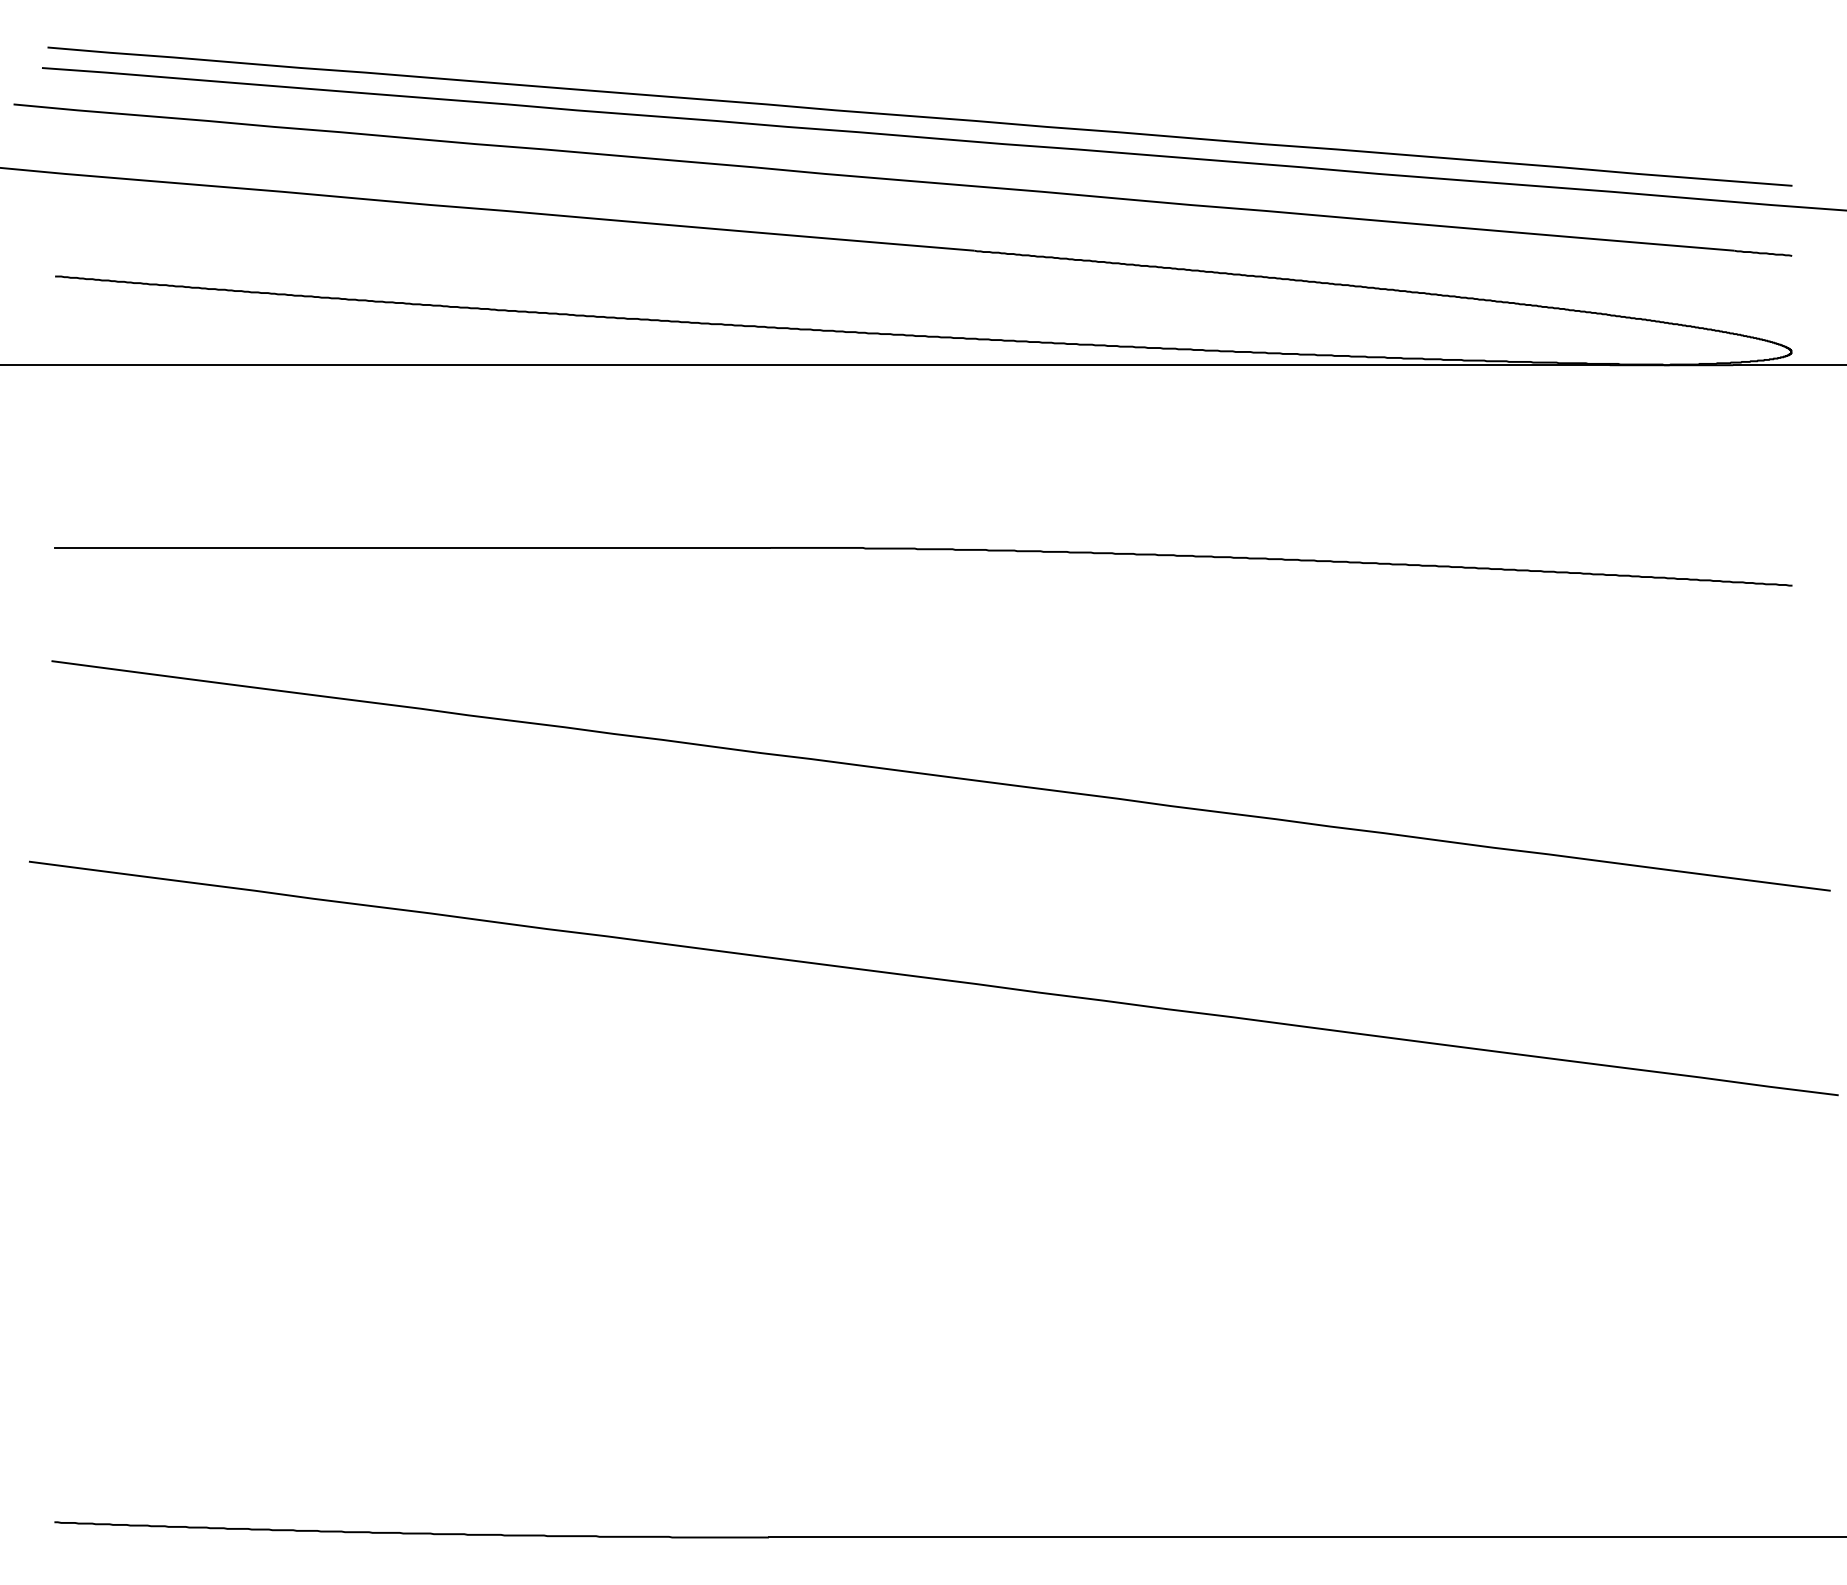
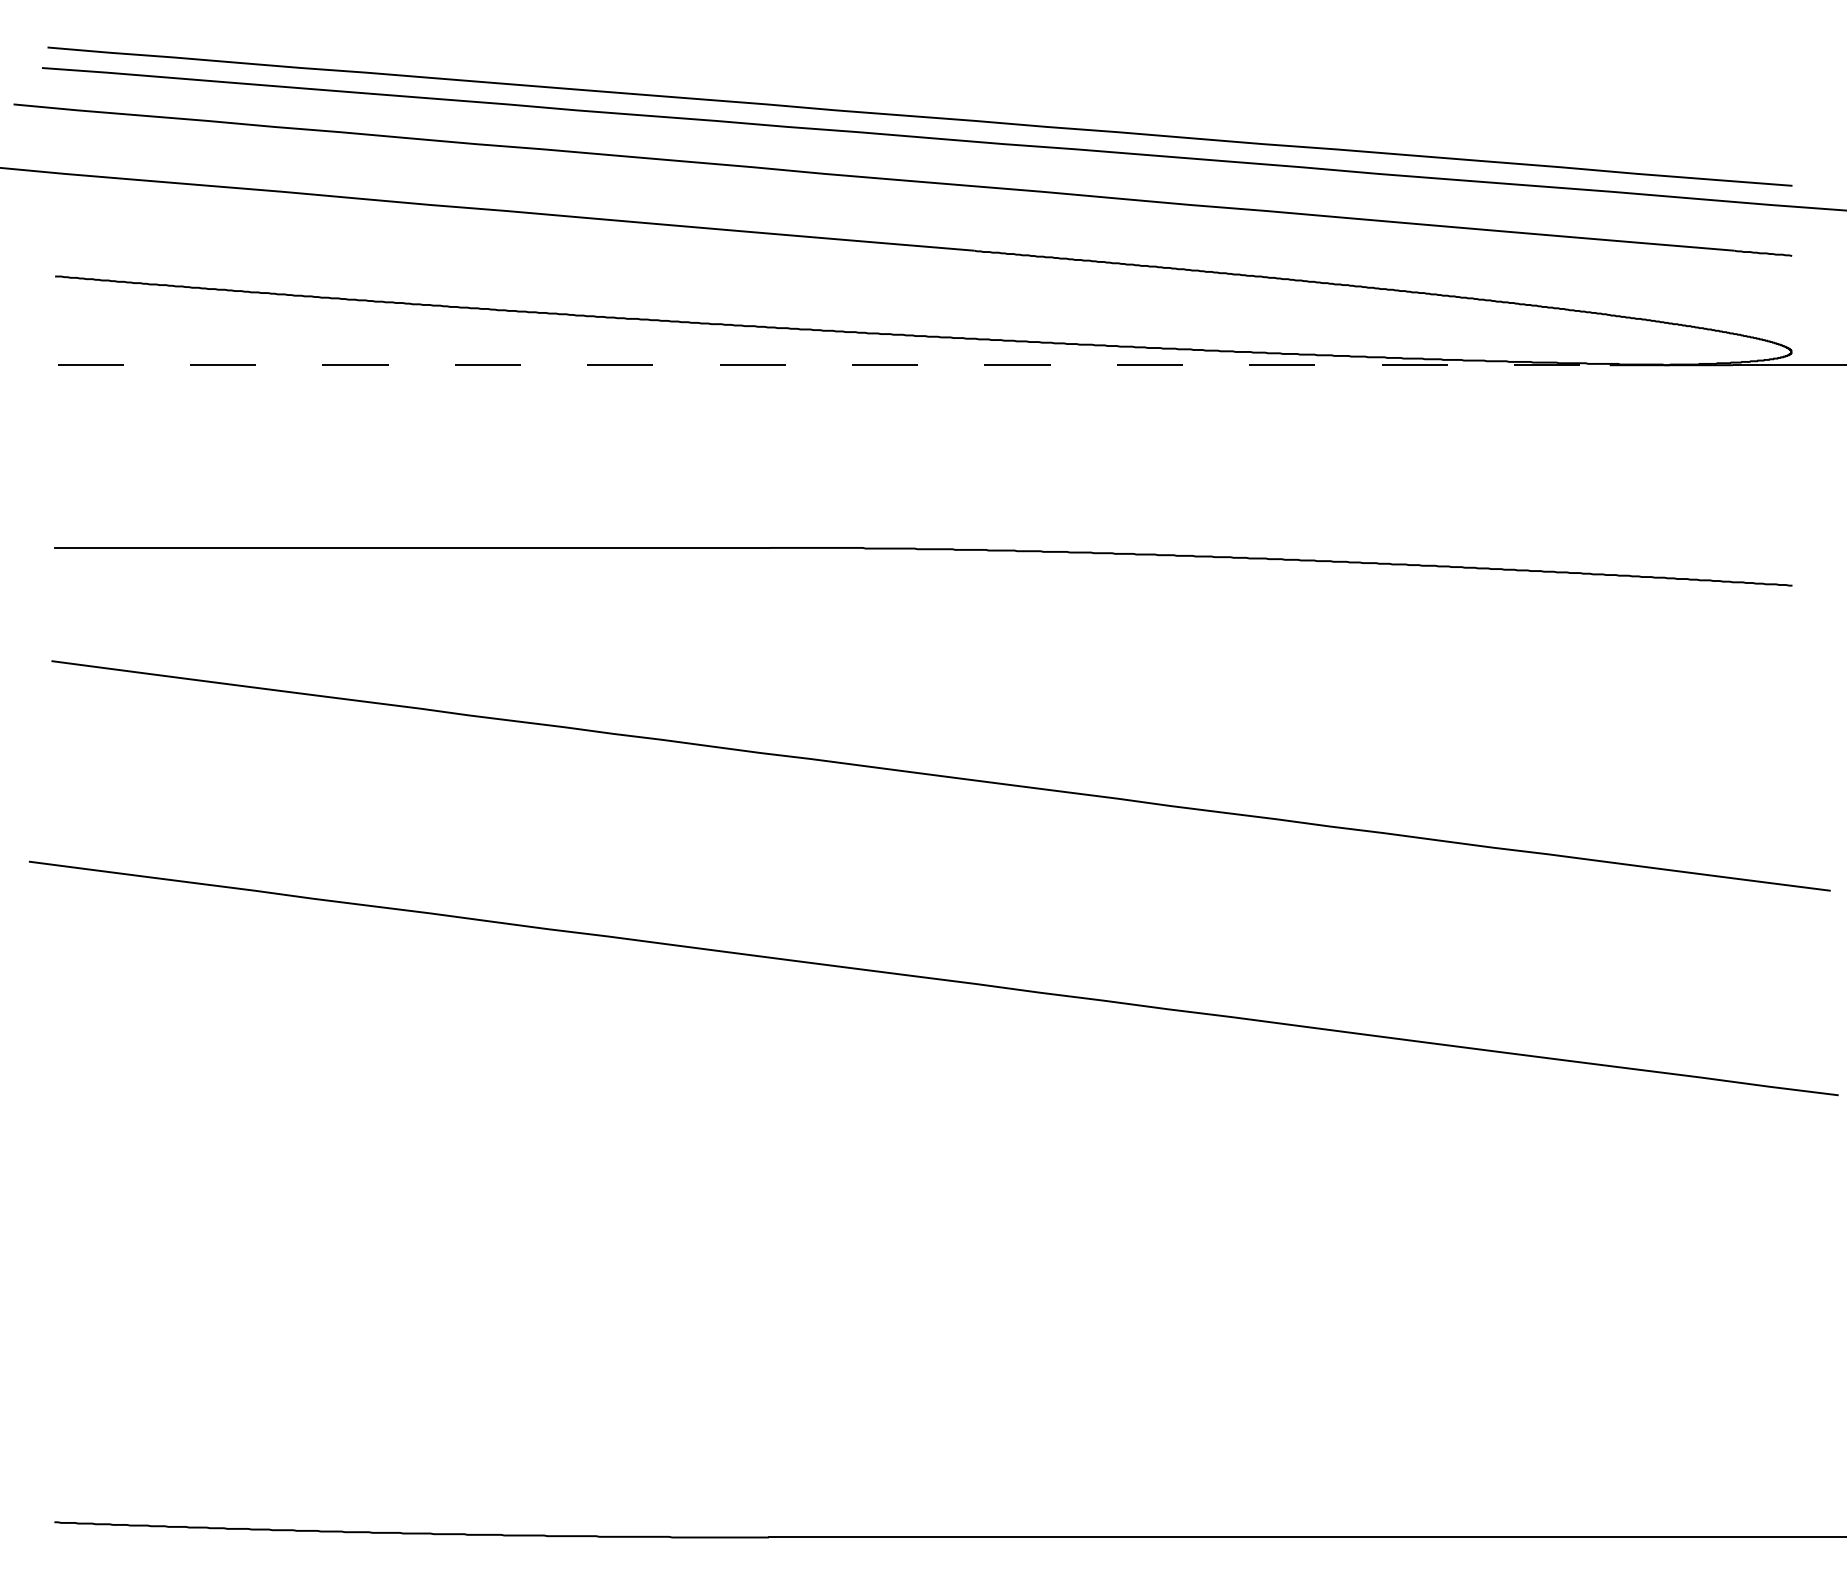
line: solid -> dashed (804, 365)
